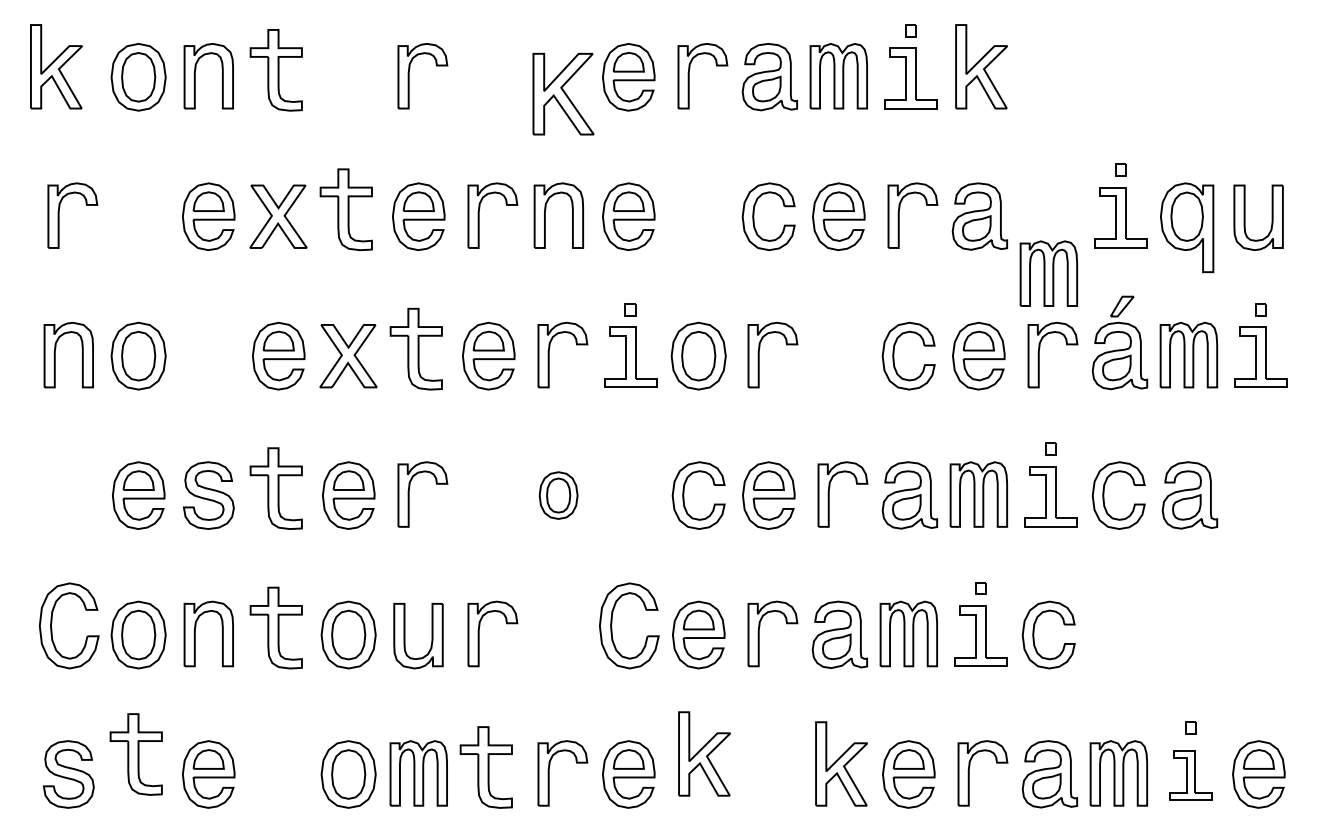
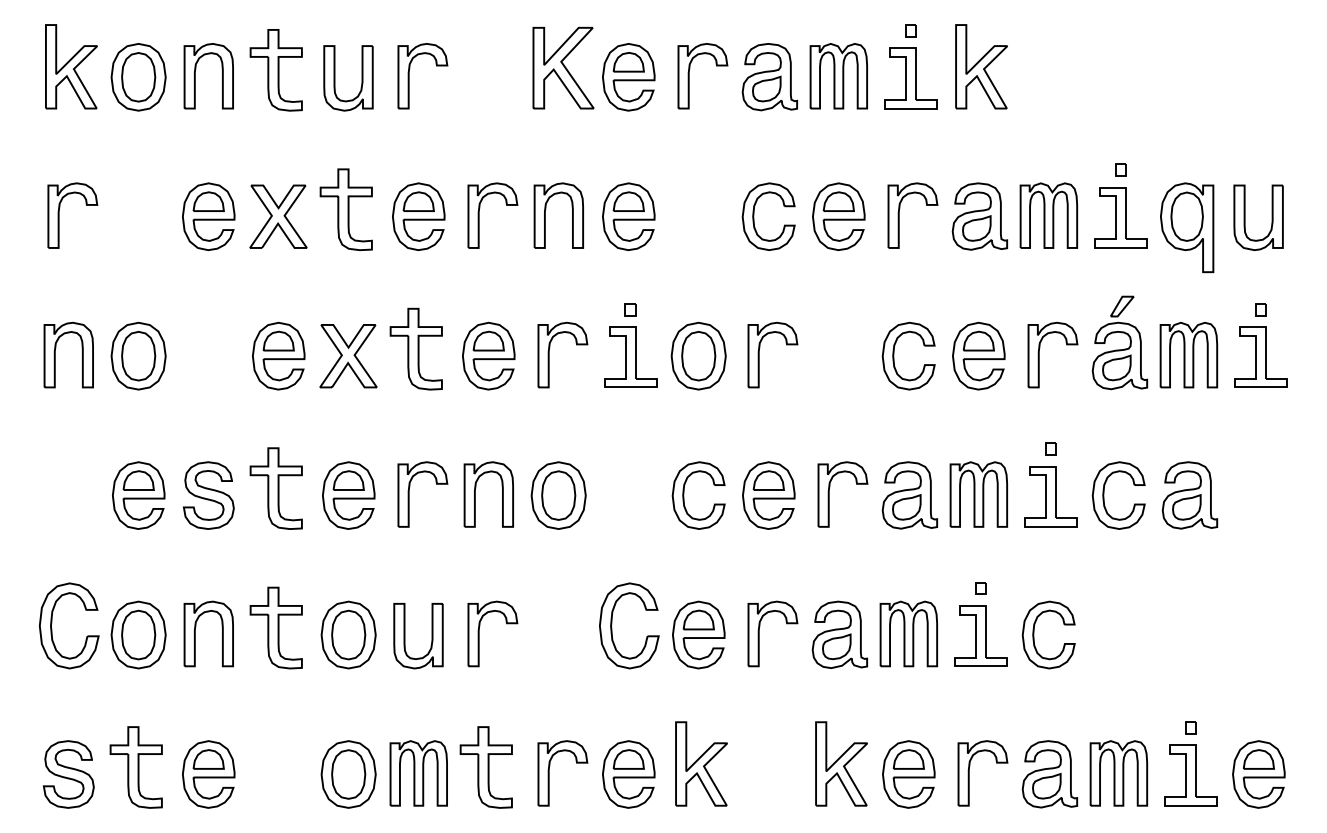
part position: (56, 66) -> (71, 66) (71, 66)
part: none -> present (335, 78)
part position: (563, 93) -> (563, 67) (563, 67)
part position: (1048, 273) -> (1048, 215) (1048, 215)
part: none -> present (475, 494)
part size: 41x49 px -> 57x69 px (558, 495)
part position: (704, 753) -> (701, 763) (701, 763)
part position: (135, 754) -> (135, 767) (135, 767)
part size: 44x51 px -> 54x63 px (1190, 775)
